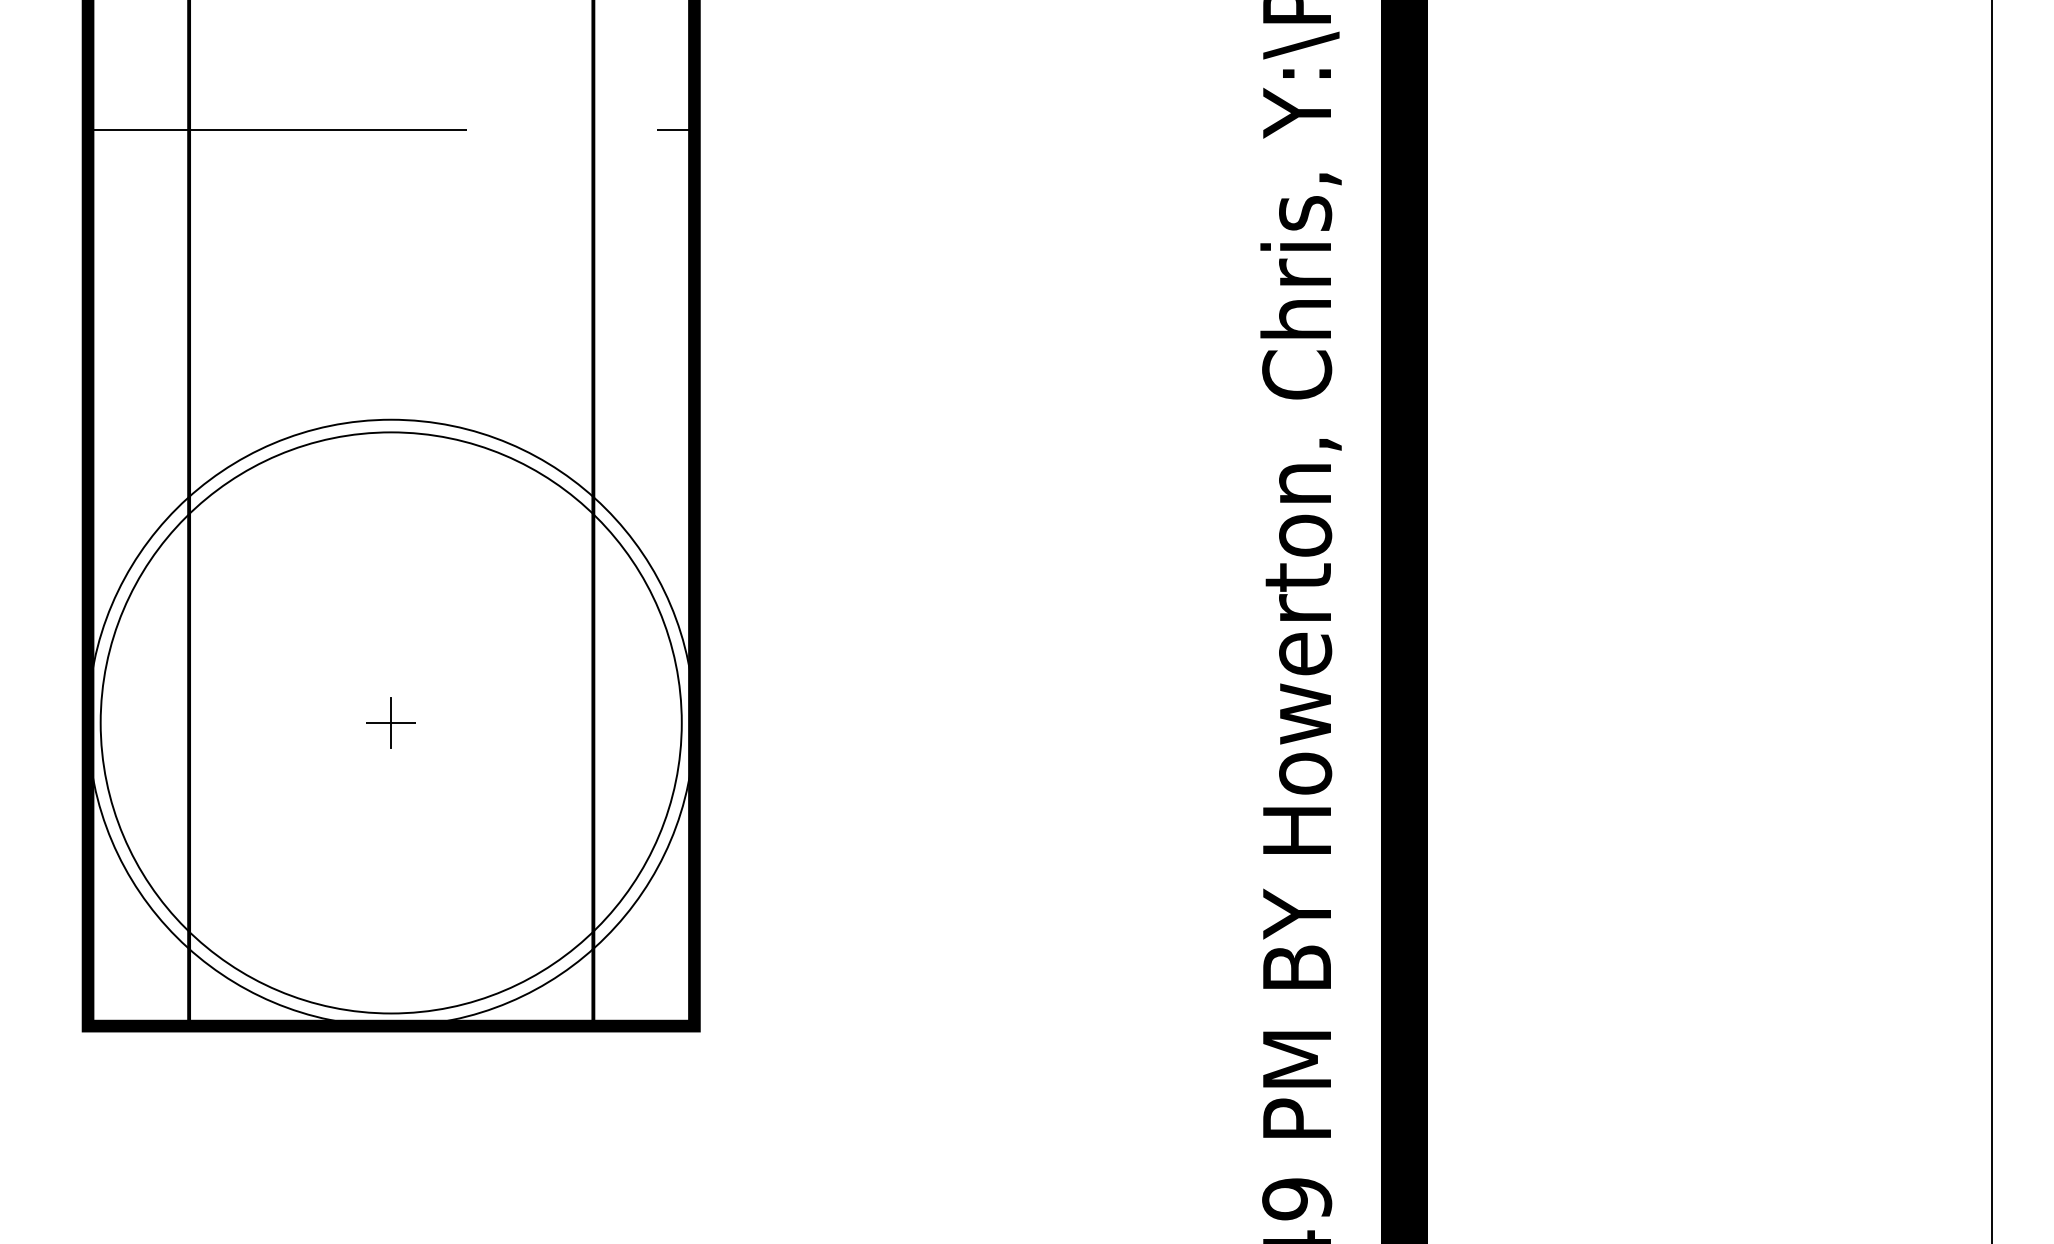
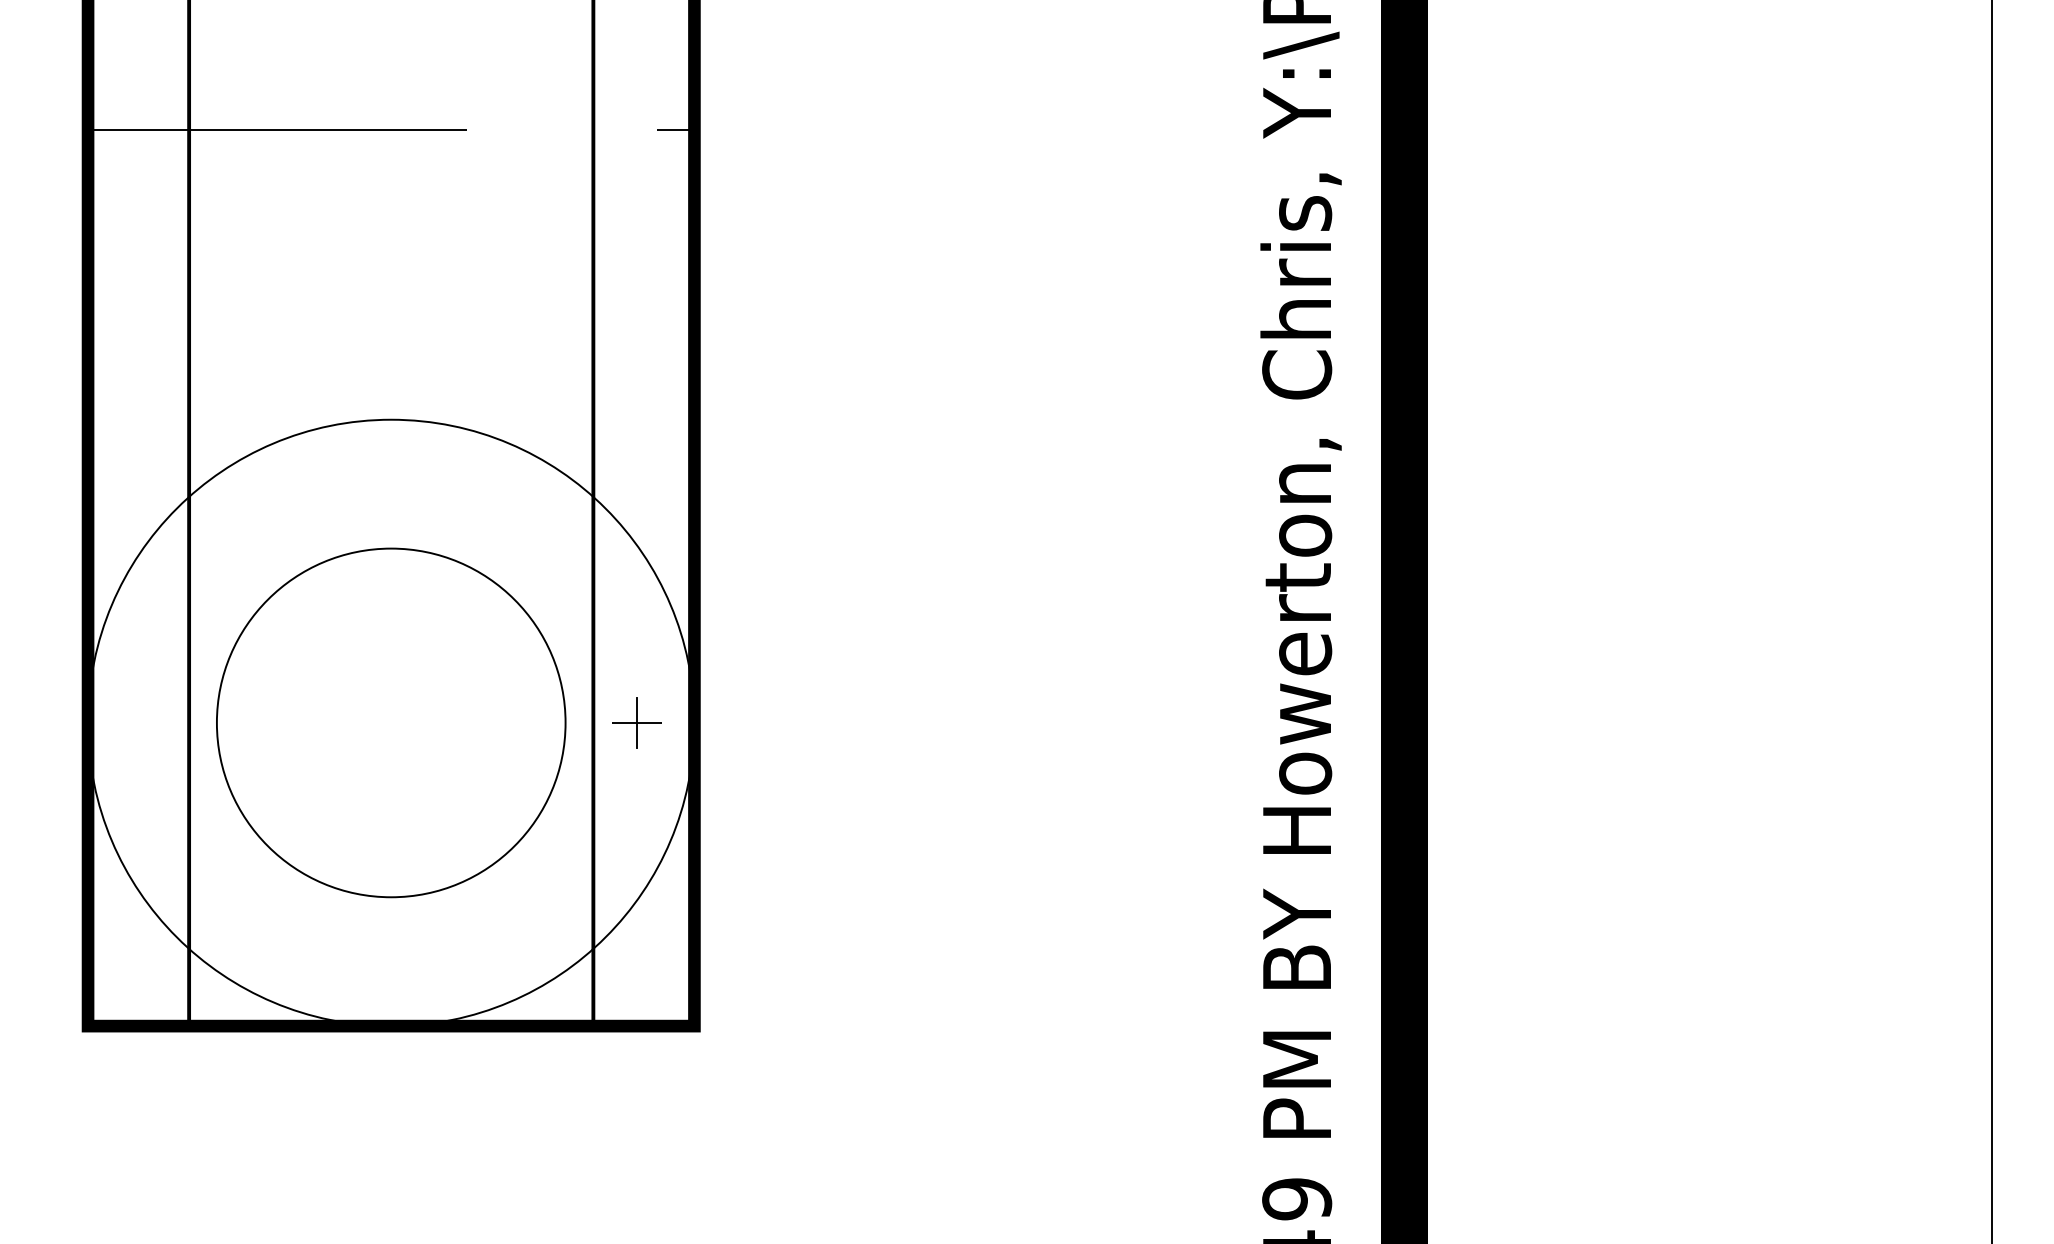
circle diameter: 581 px -> 349 px (390, 722)
part position: (390, 722) -> (636, 722) (636, 722)
